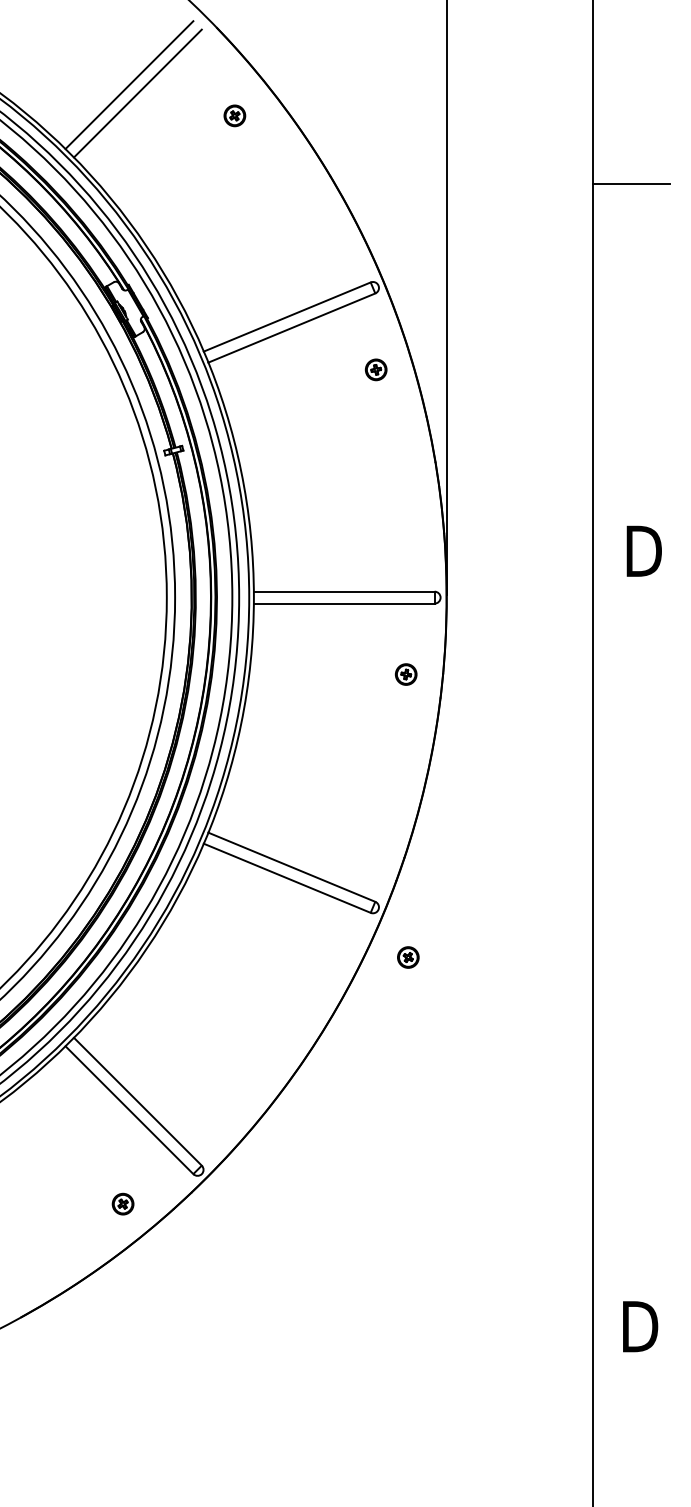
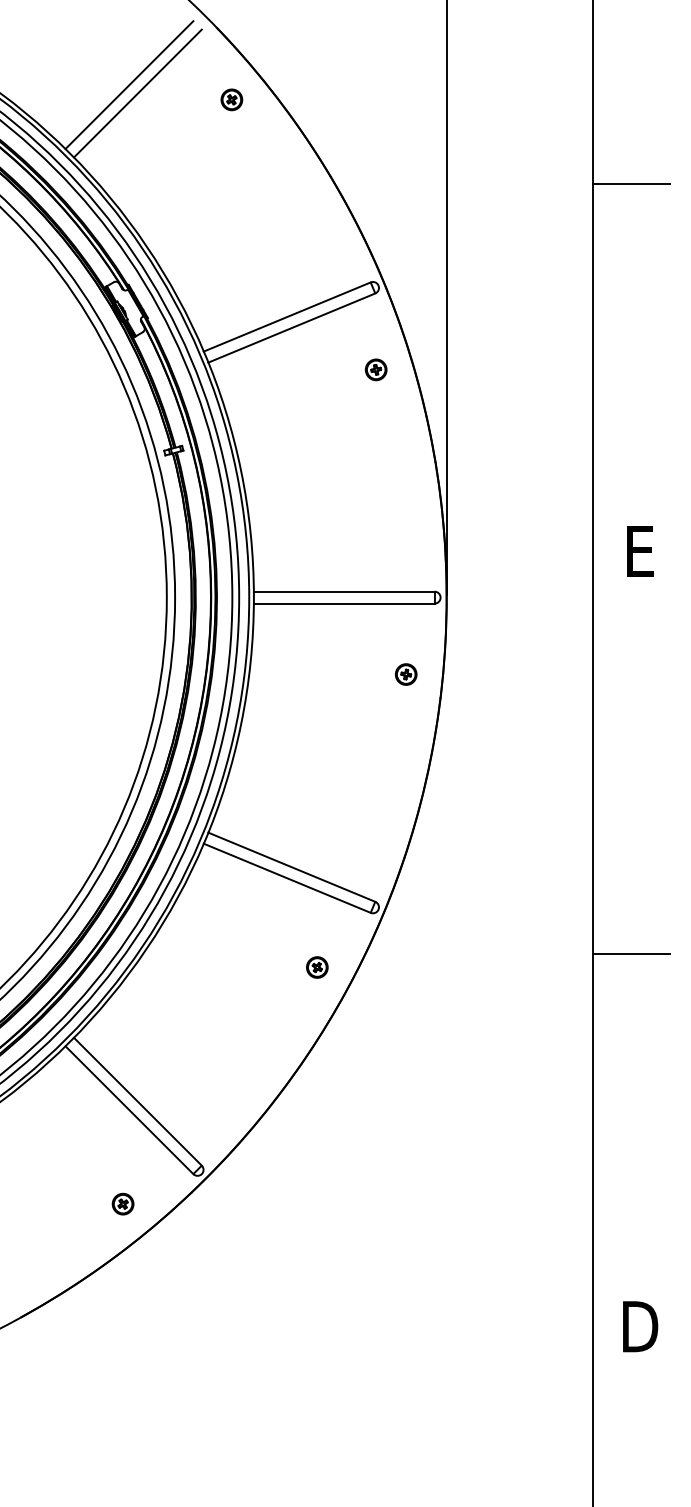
part position: (234, 115) -> (231, 99) (231, 99)
text: D -> E (643, 550)
line: none -> present (631, 954)
part position: (408, 957) -> (317, 967) (317, 967)
